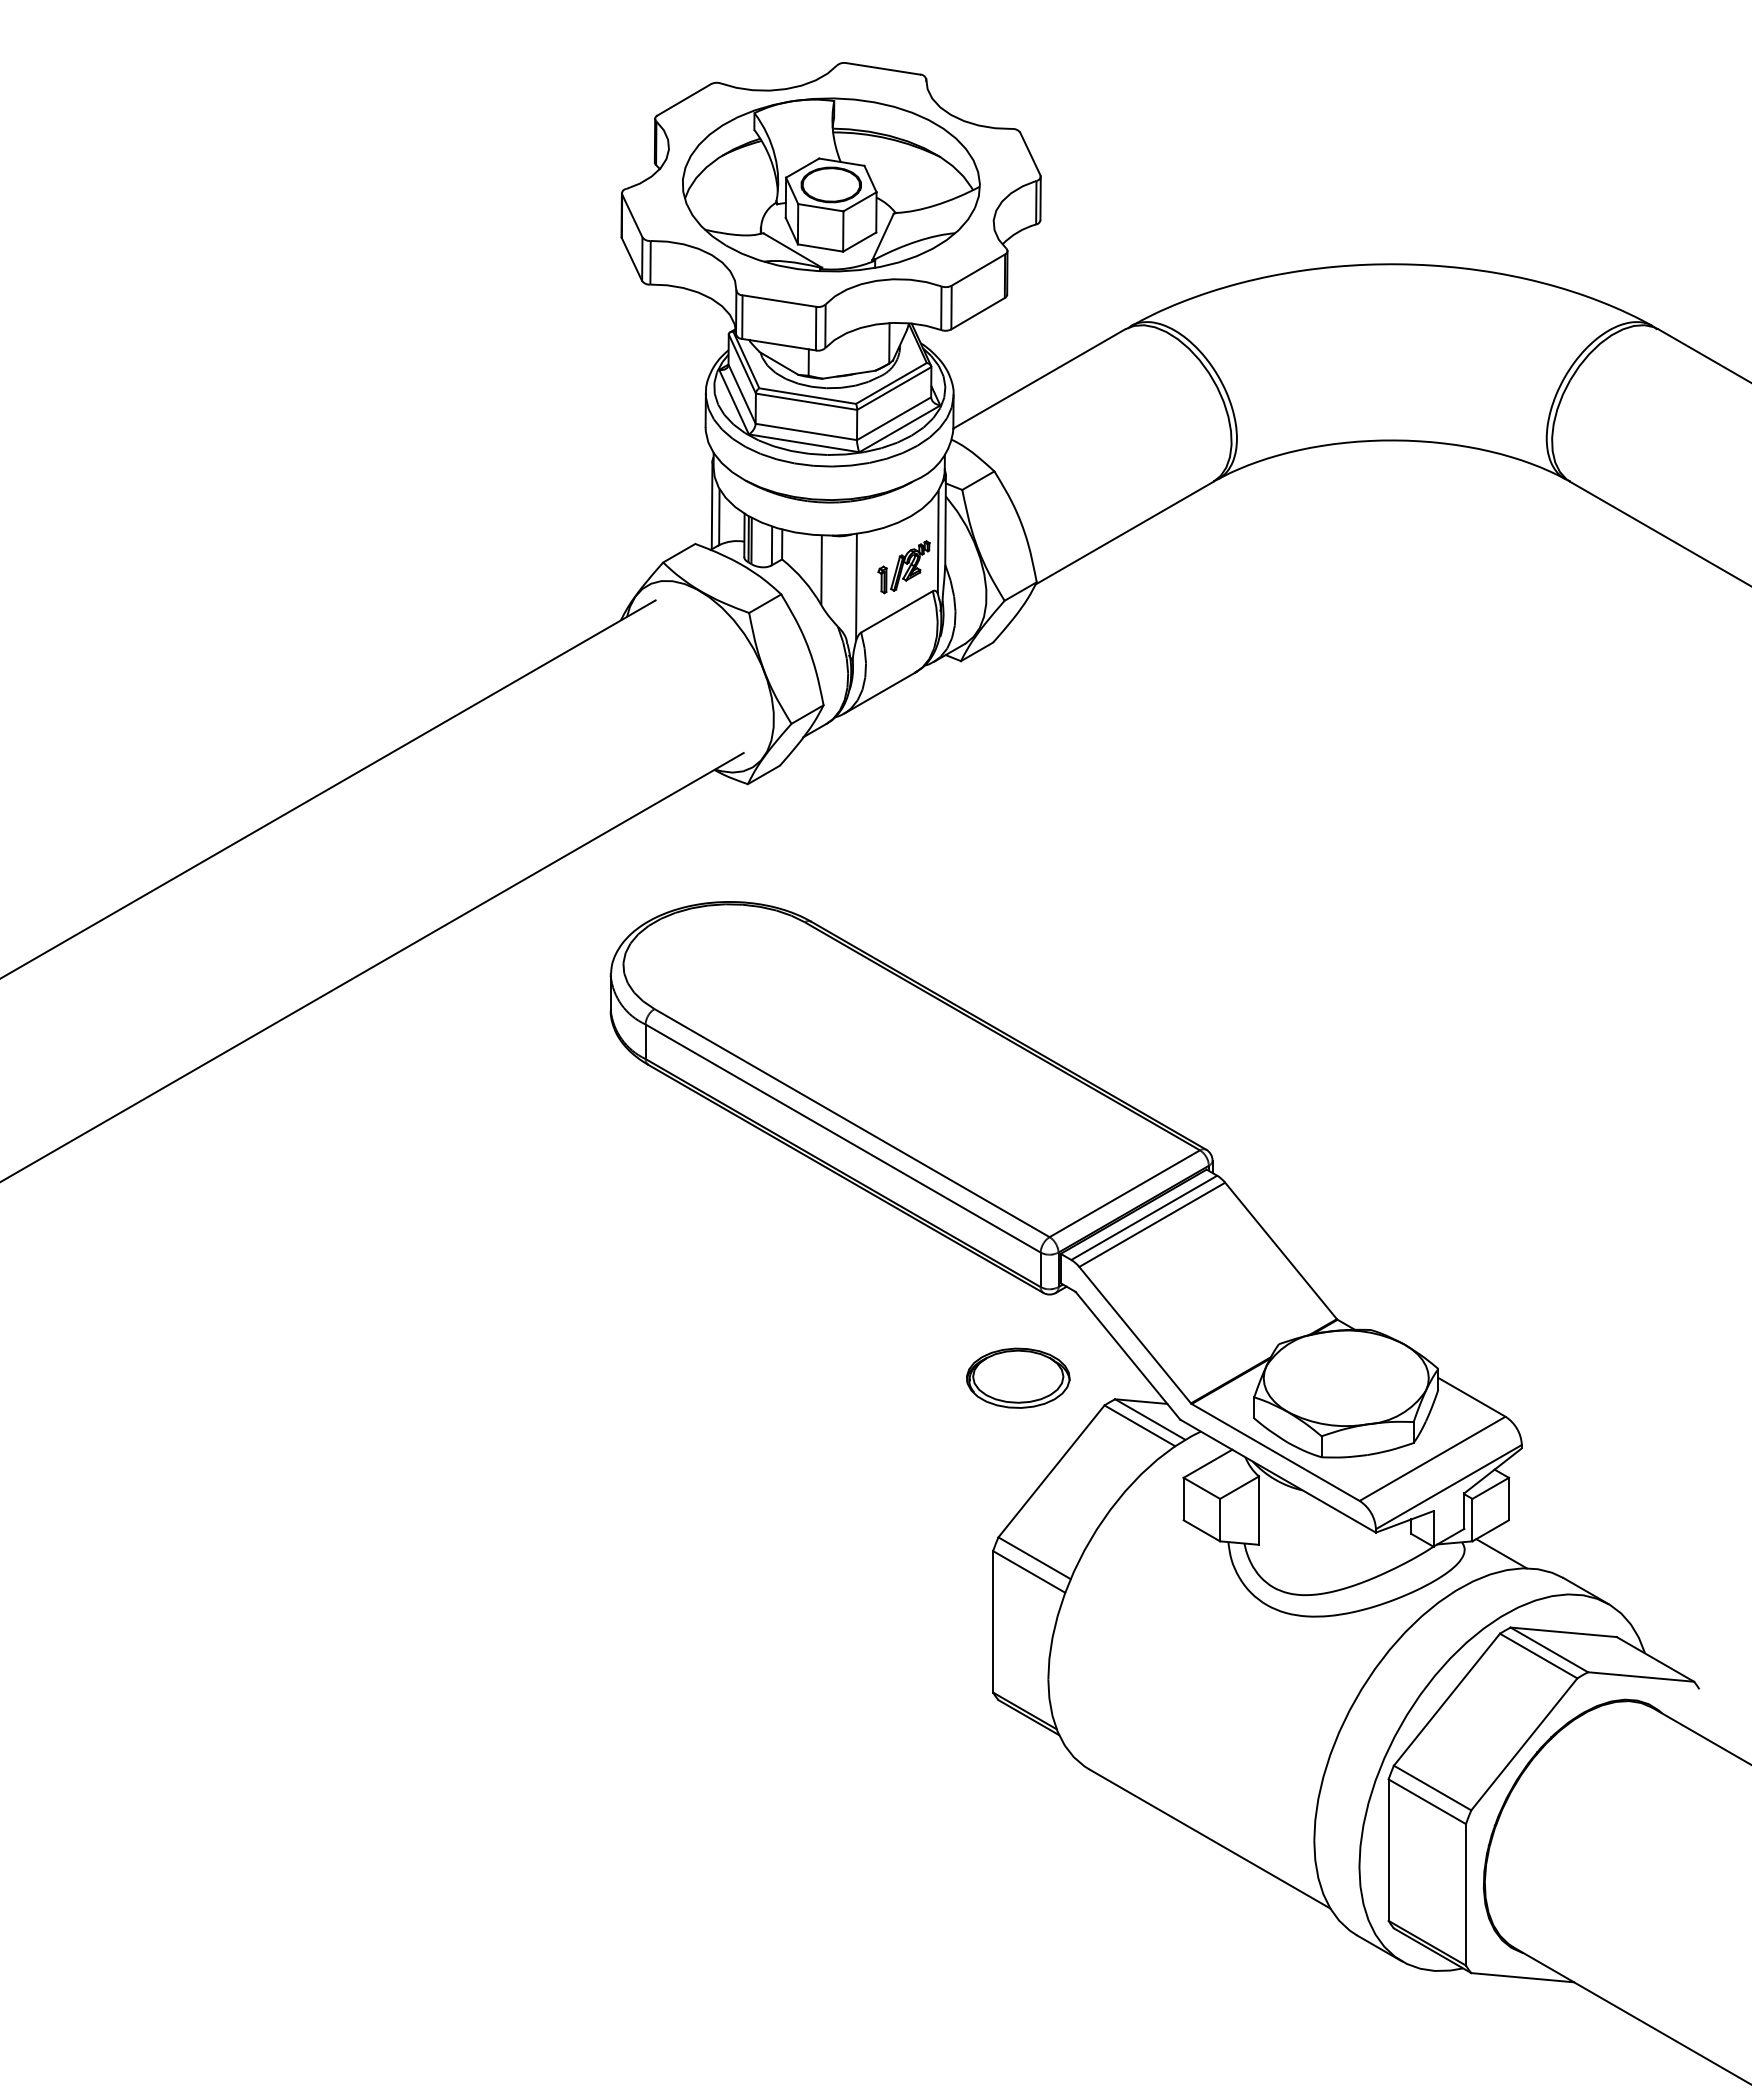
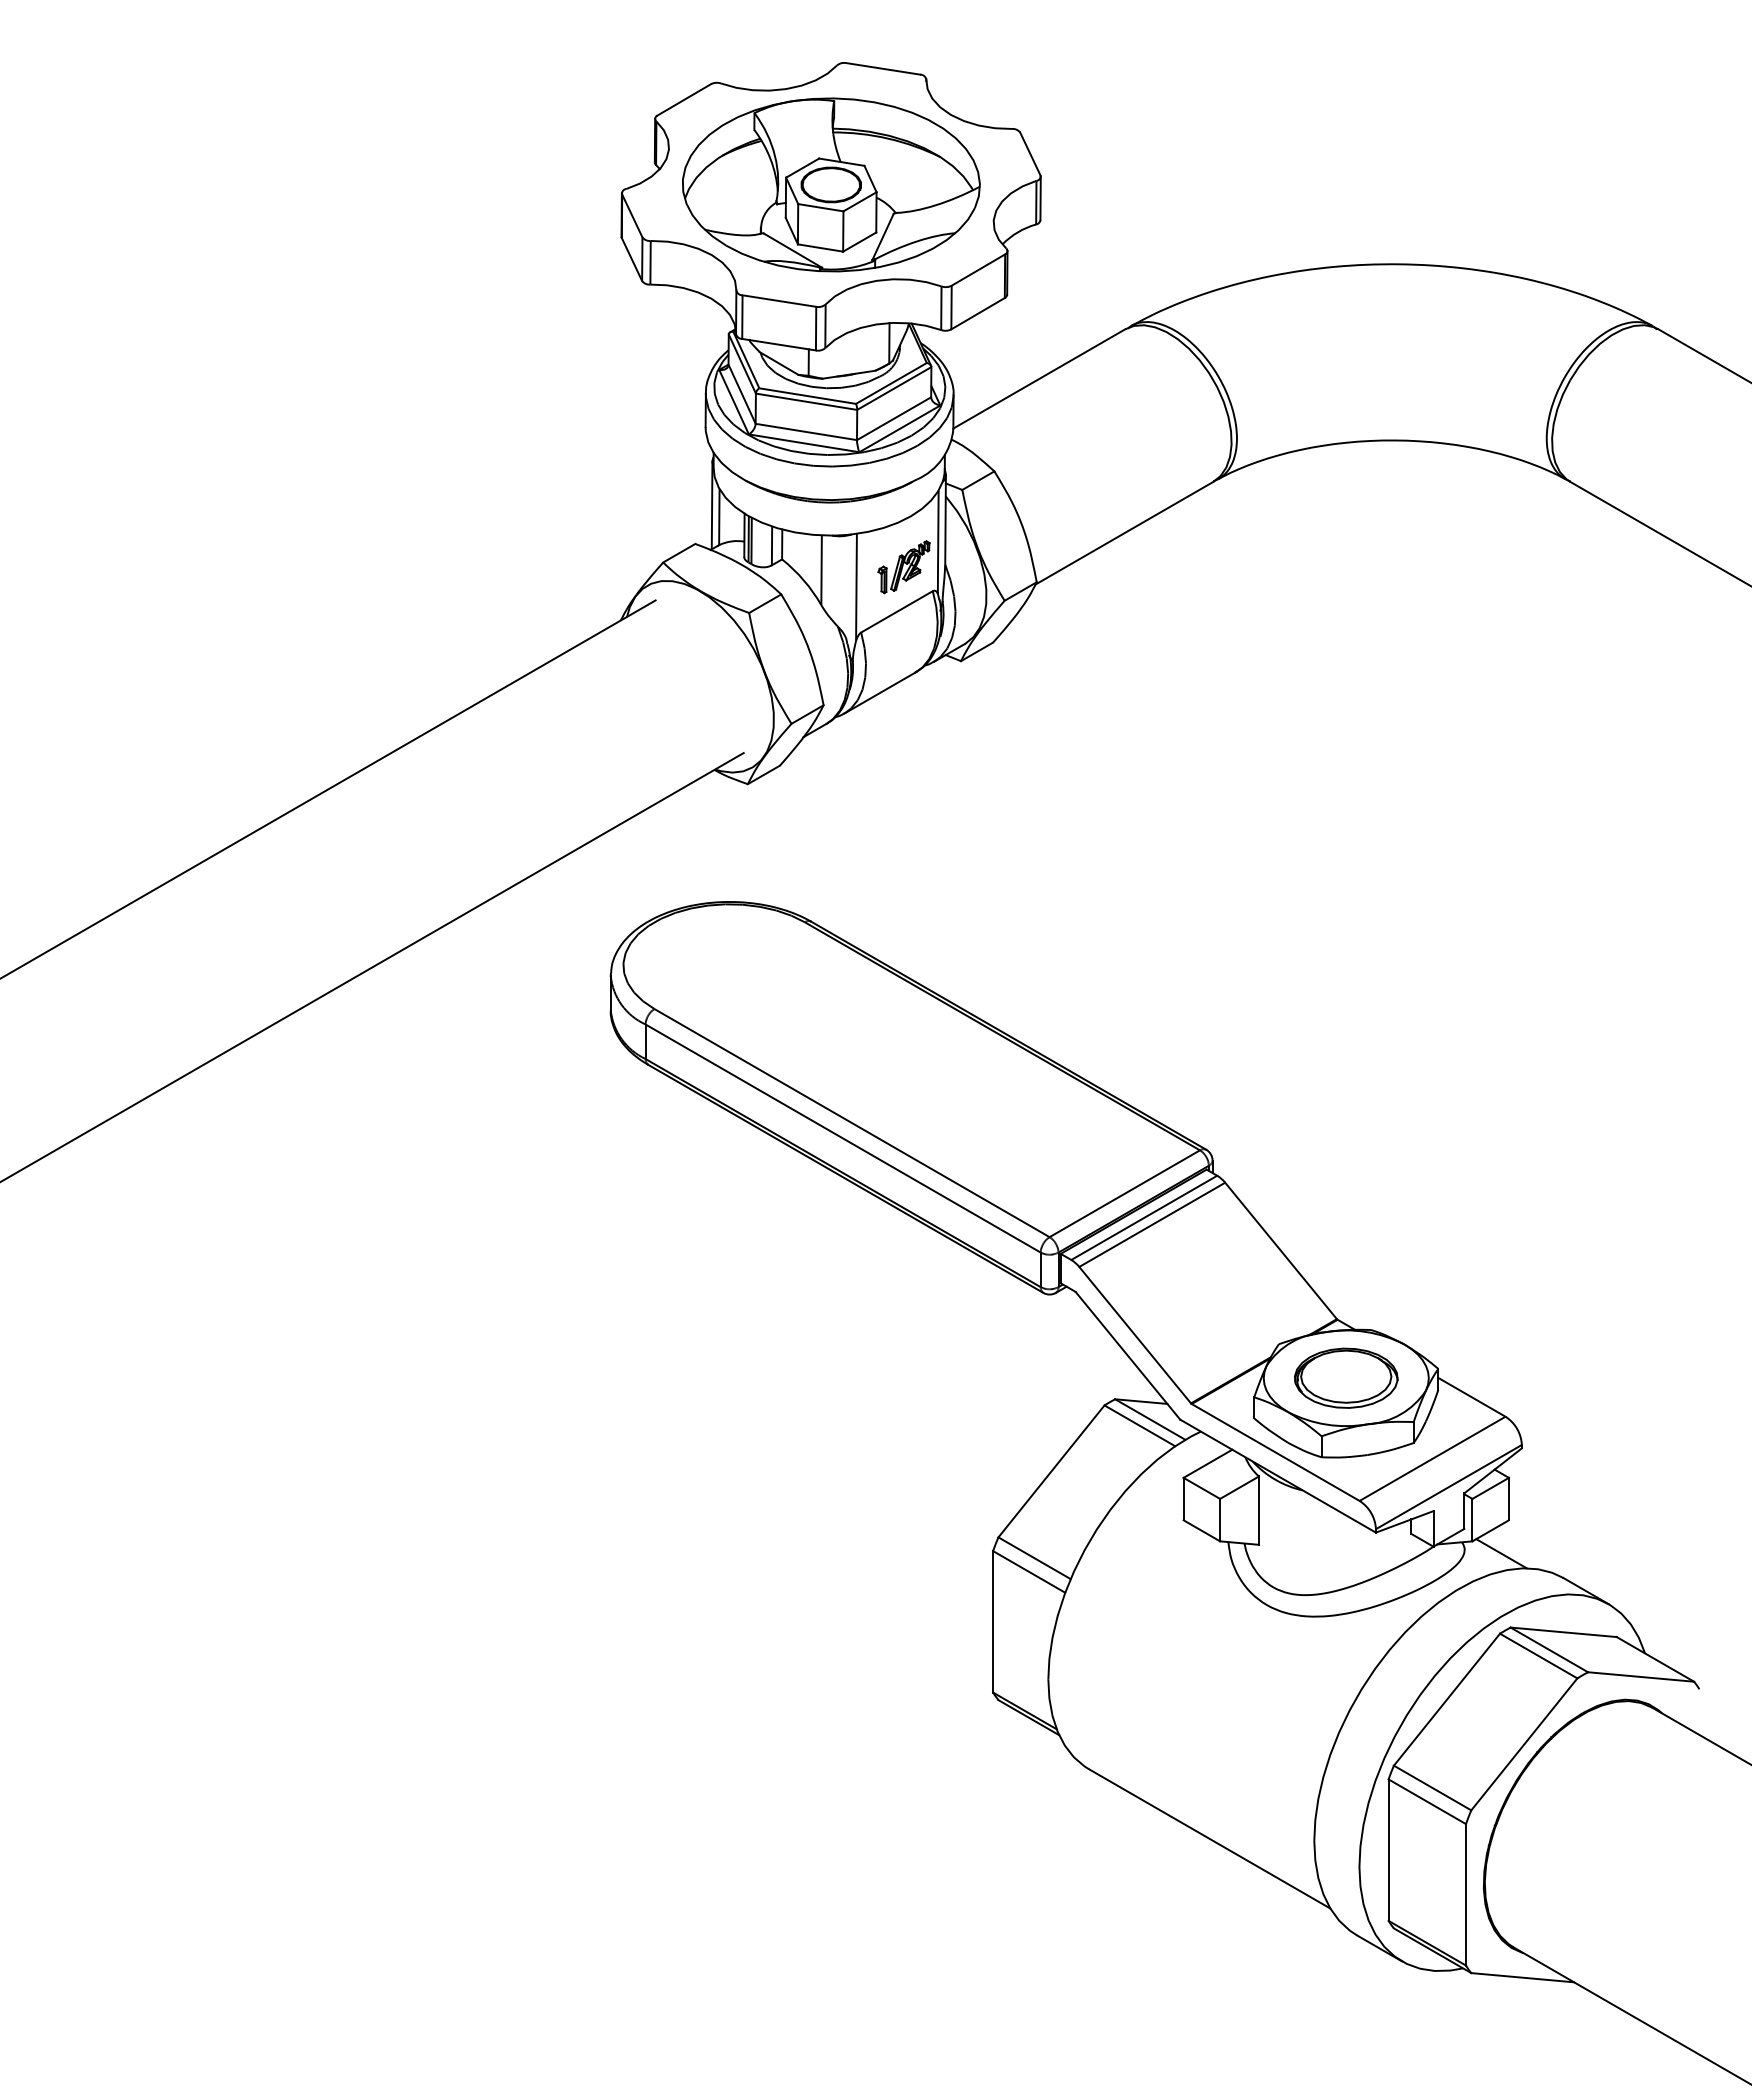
part position: (1018, 1377) -> (1346, 1377) (1346, 1377)
